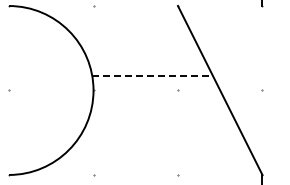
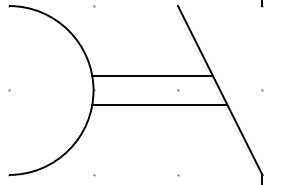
line: dashed -> solid (153, 76)
line: none -> present (159, 104)
